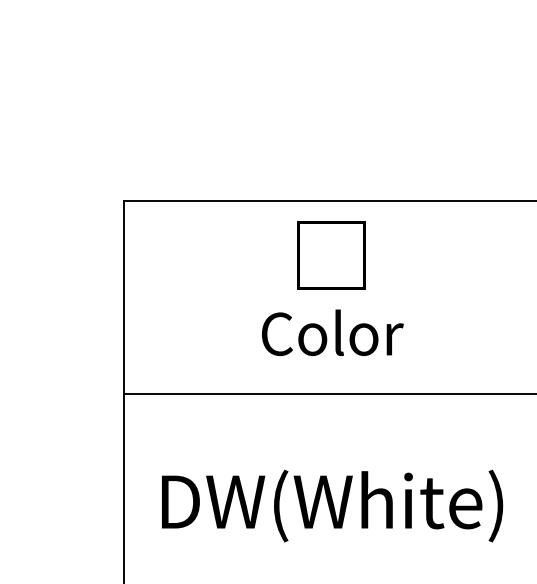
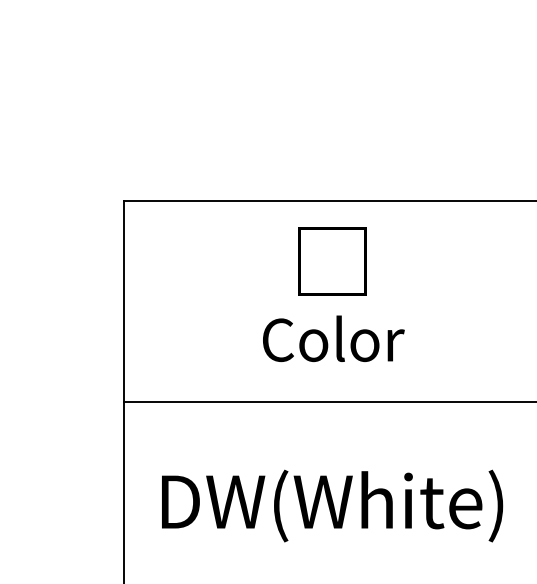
text position: (332, 288) -> (333, 294) (333, 294)
line position: (328, 393) -> (328, 401) (328, 401)
